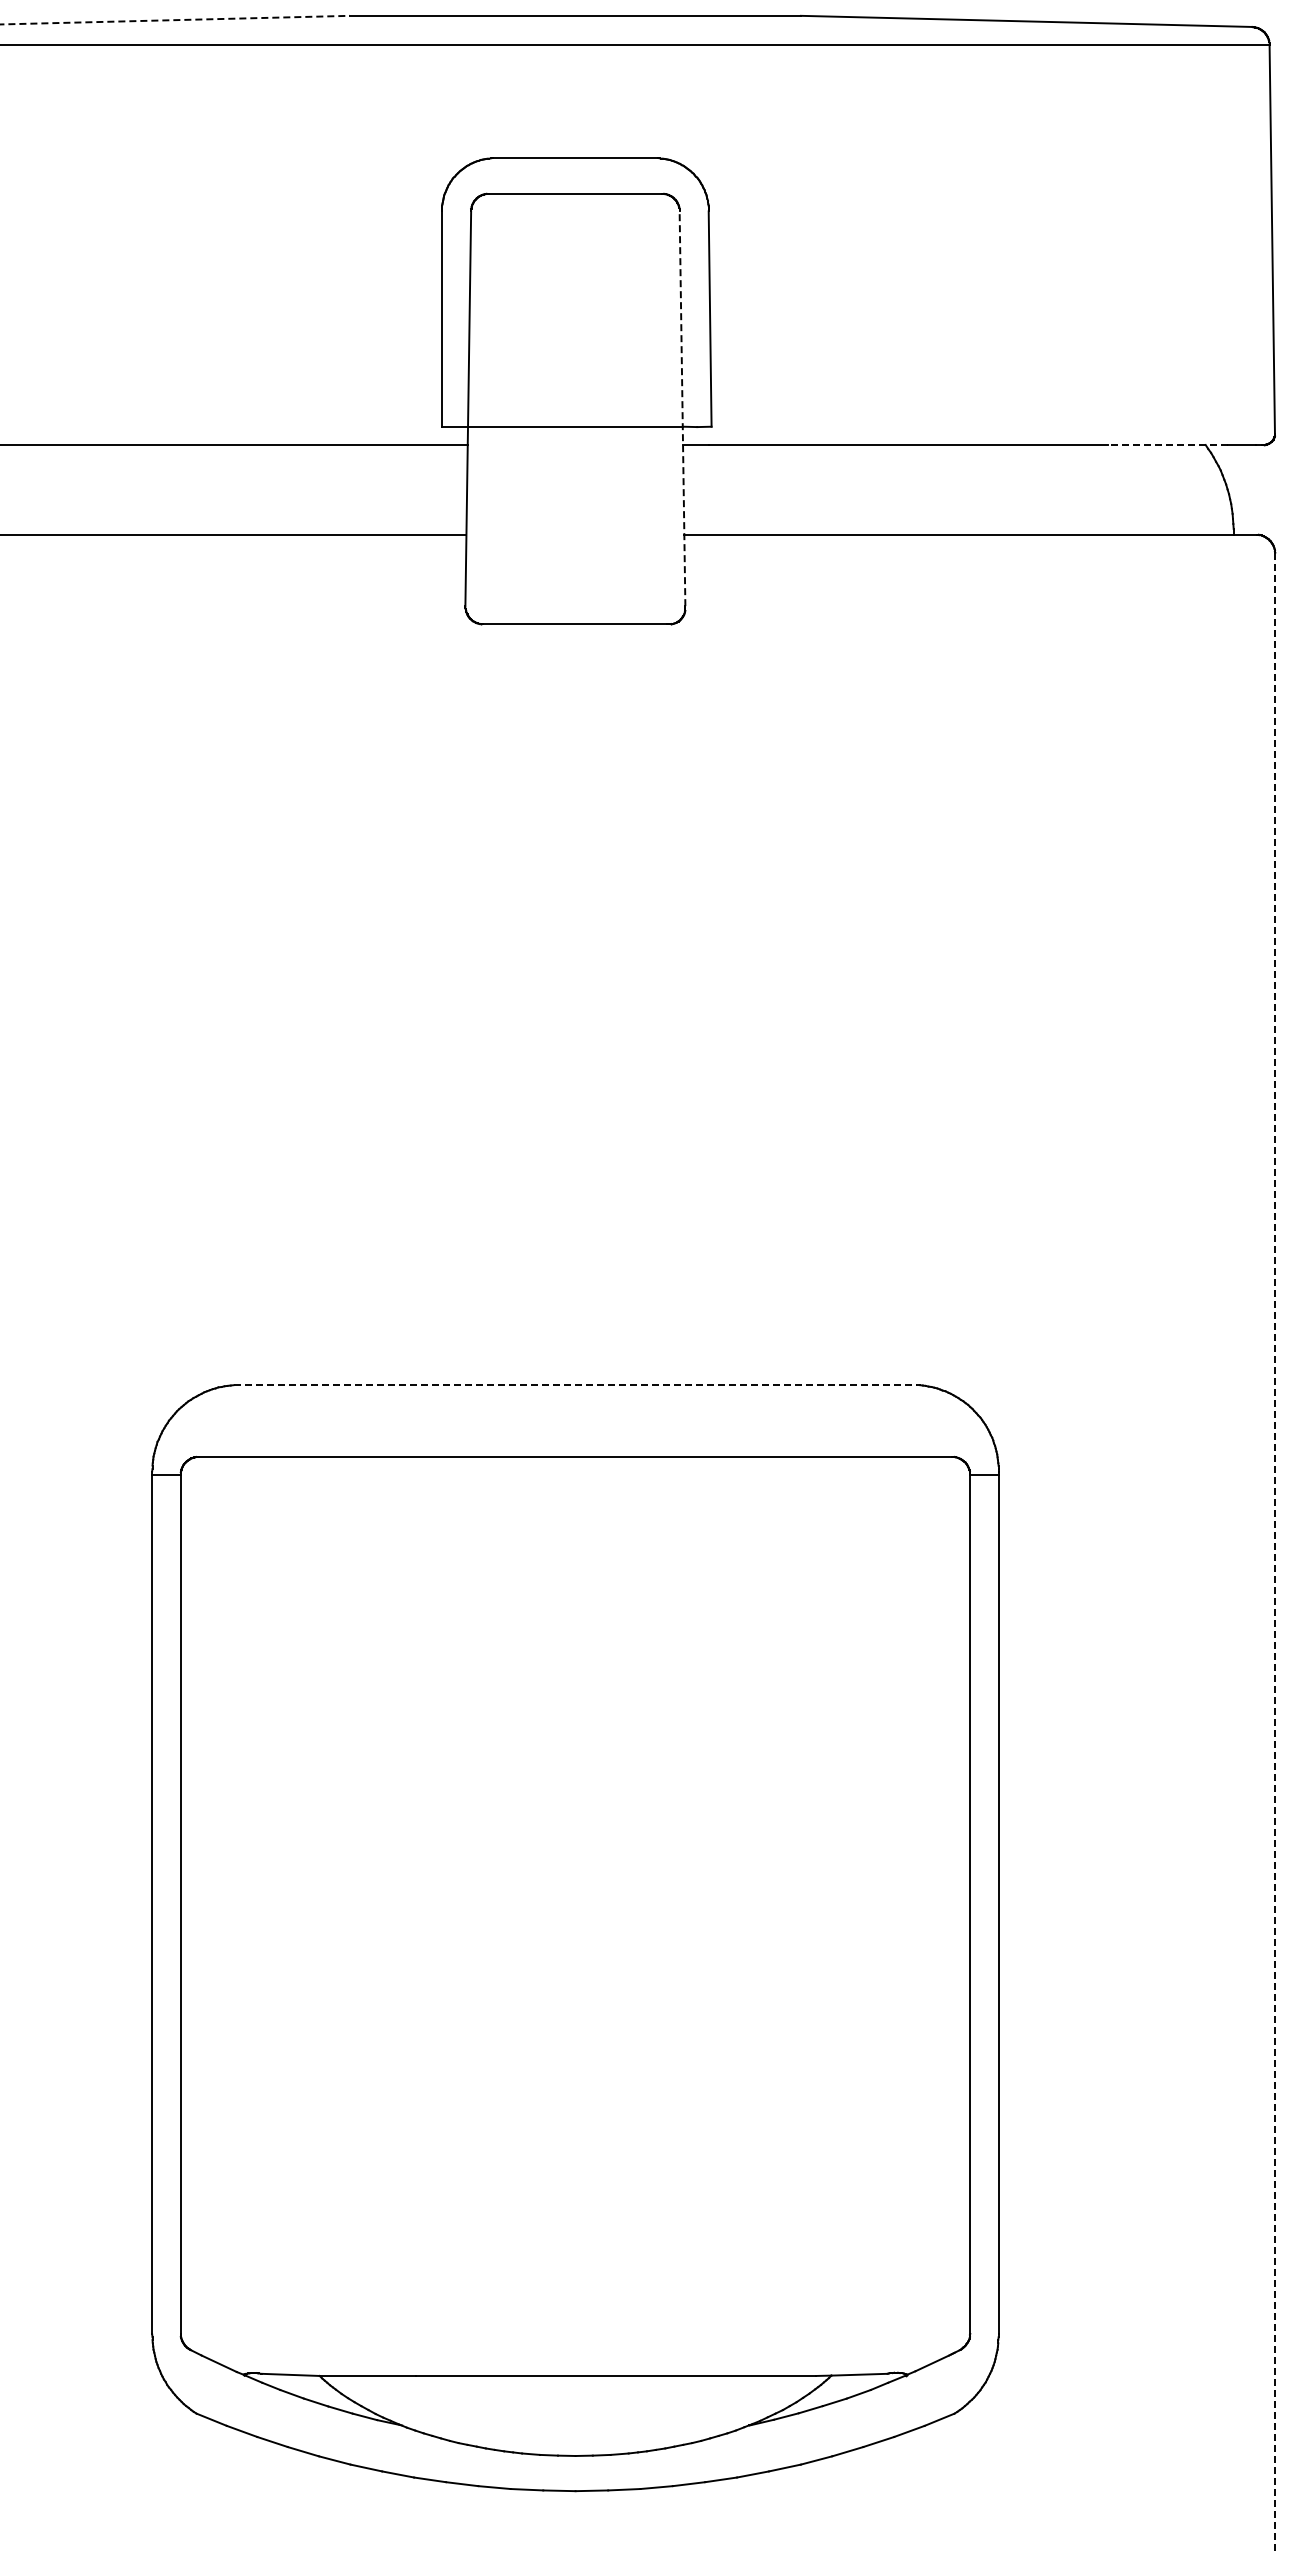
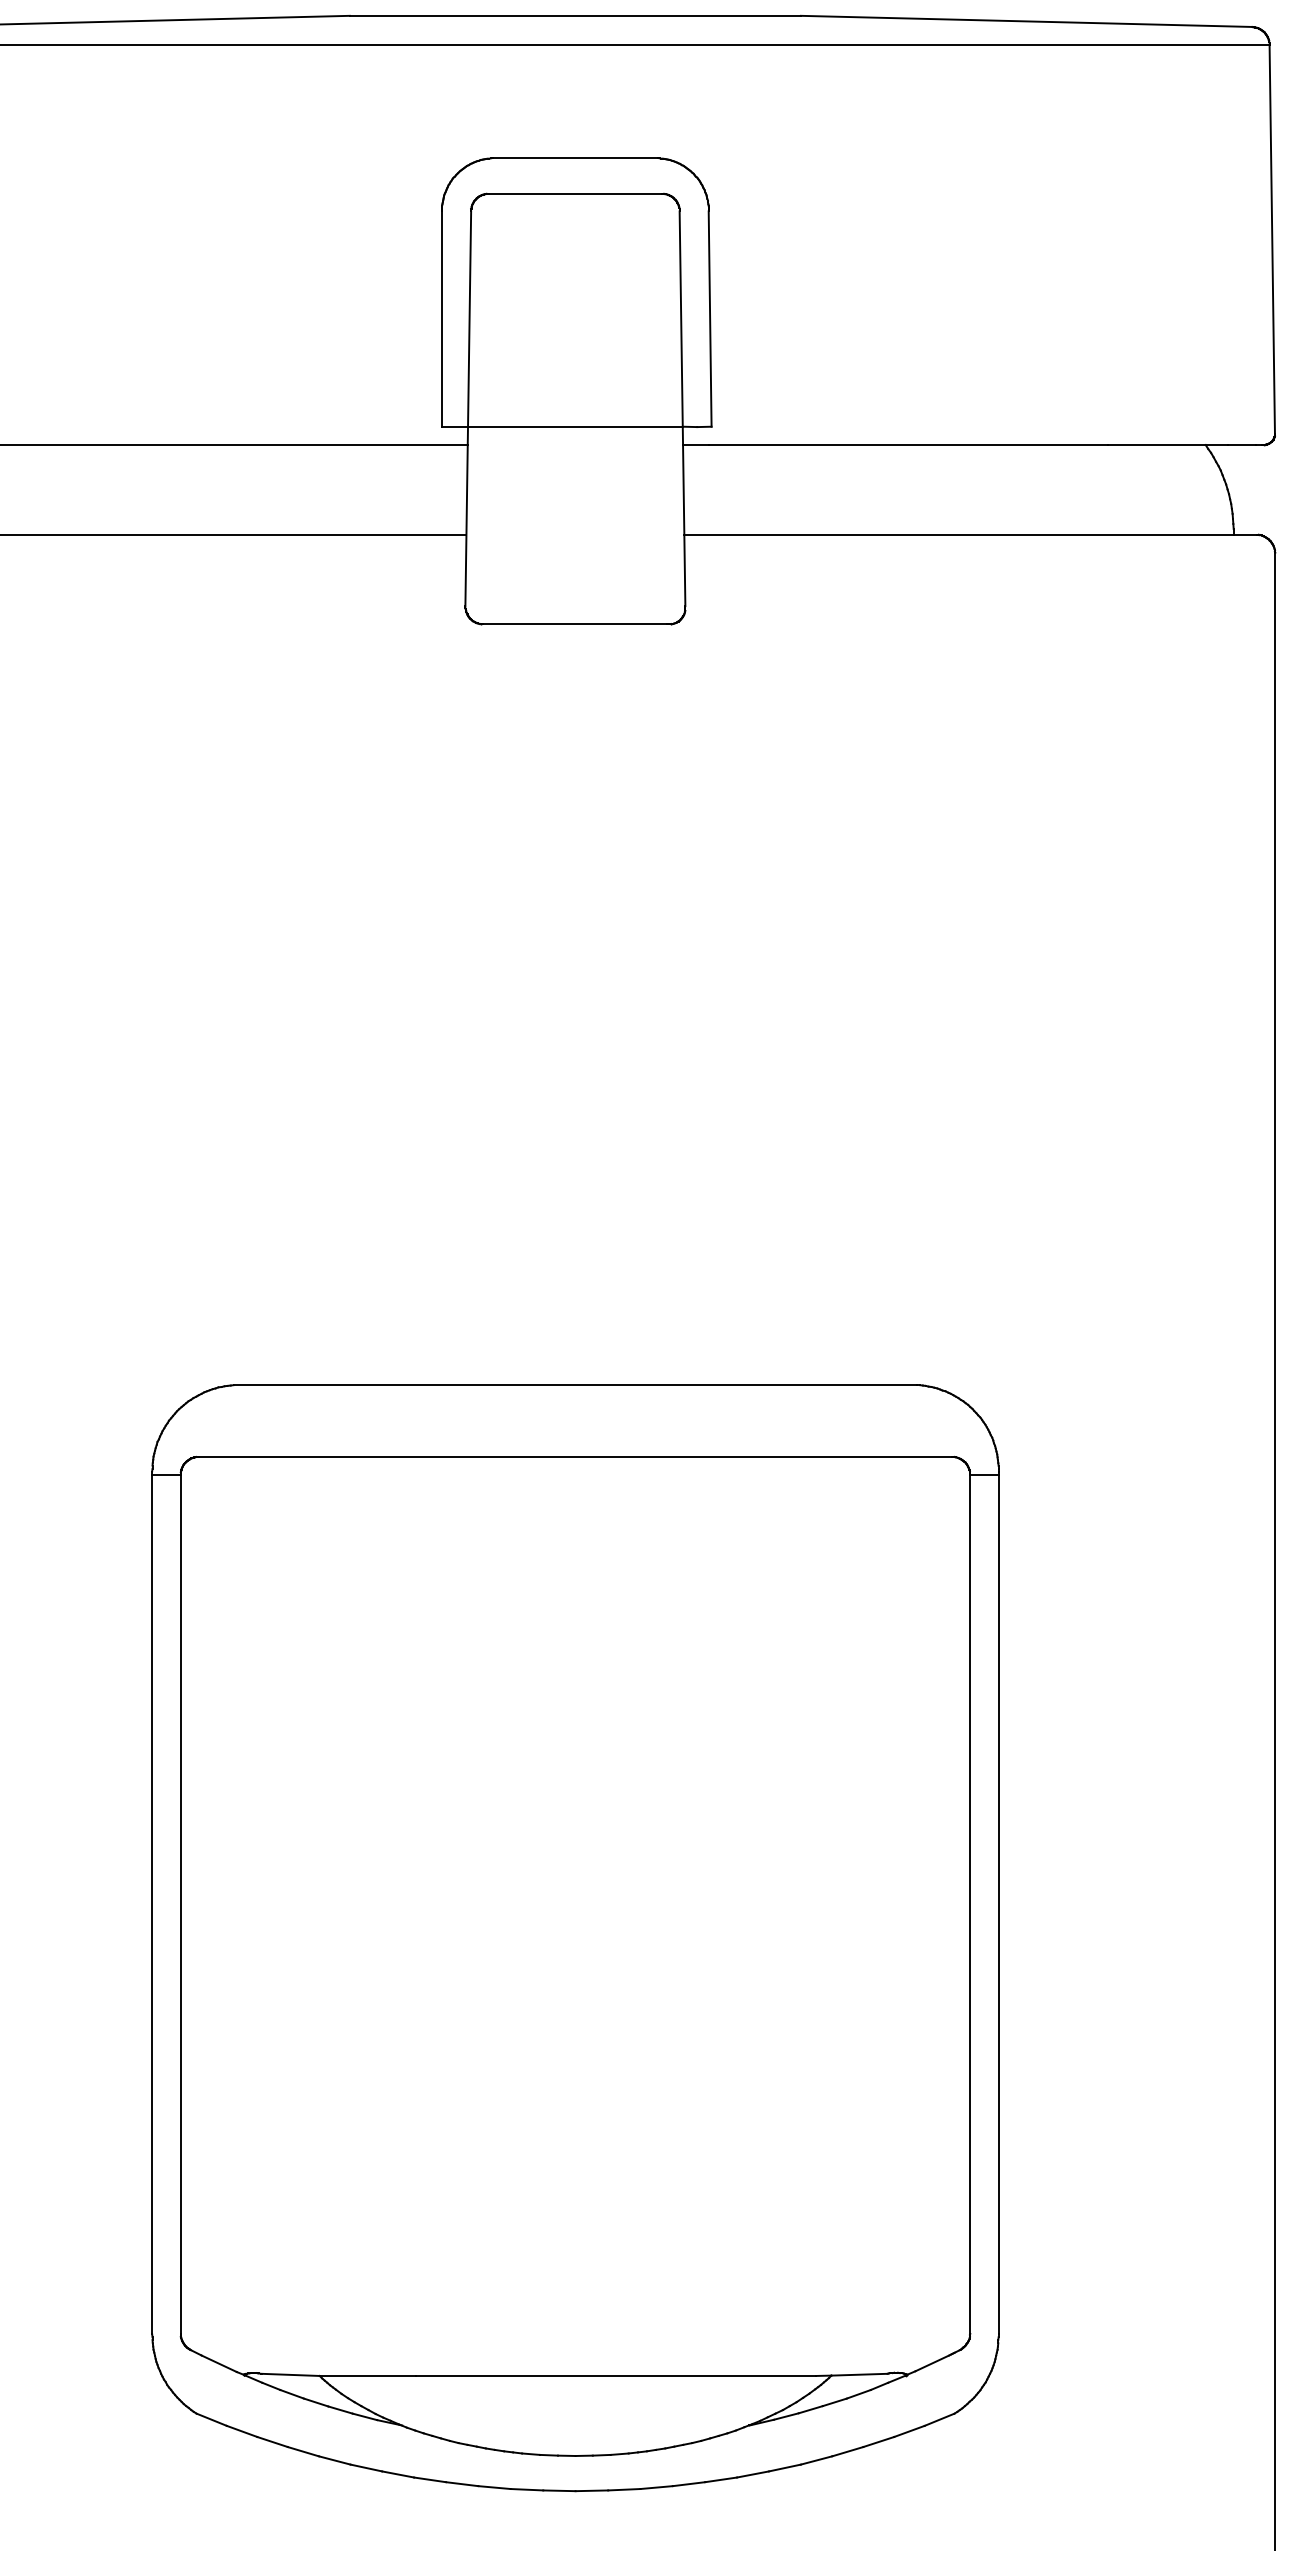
line: dashed -> solid (175, 20)
line: dashed -> solid (682, 408)
line: dashed -> solid (1167, 445)
line: dashed -> solid (575, 1385)
line: dashed -> solid (1275, 1551)
